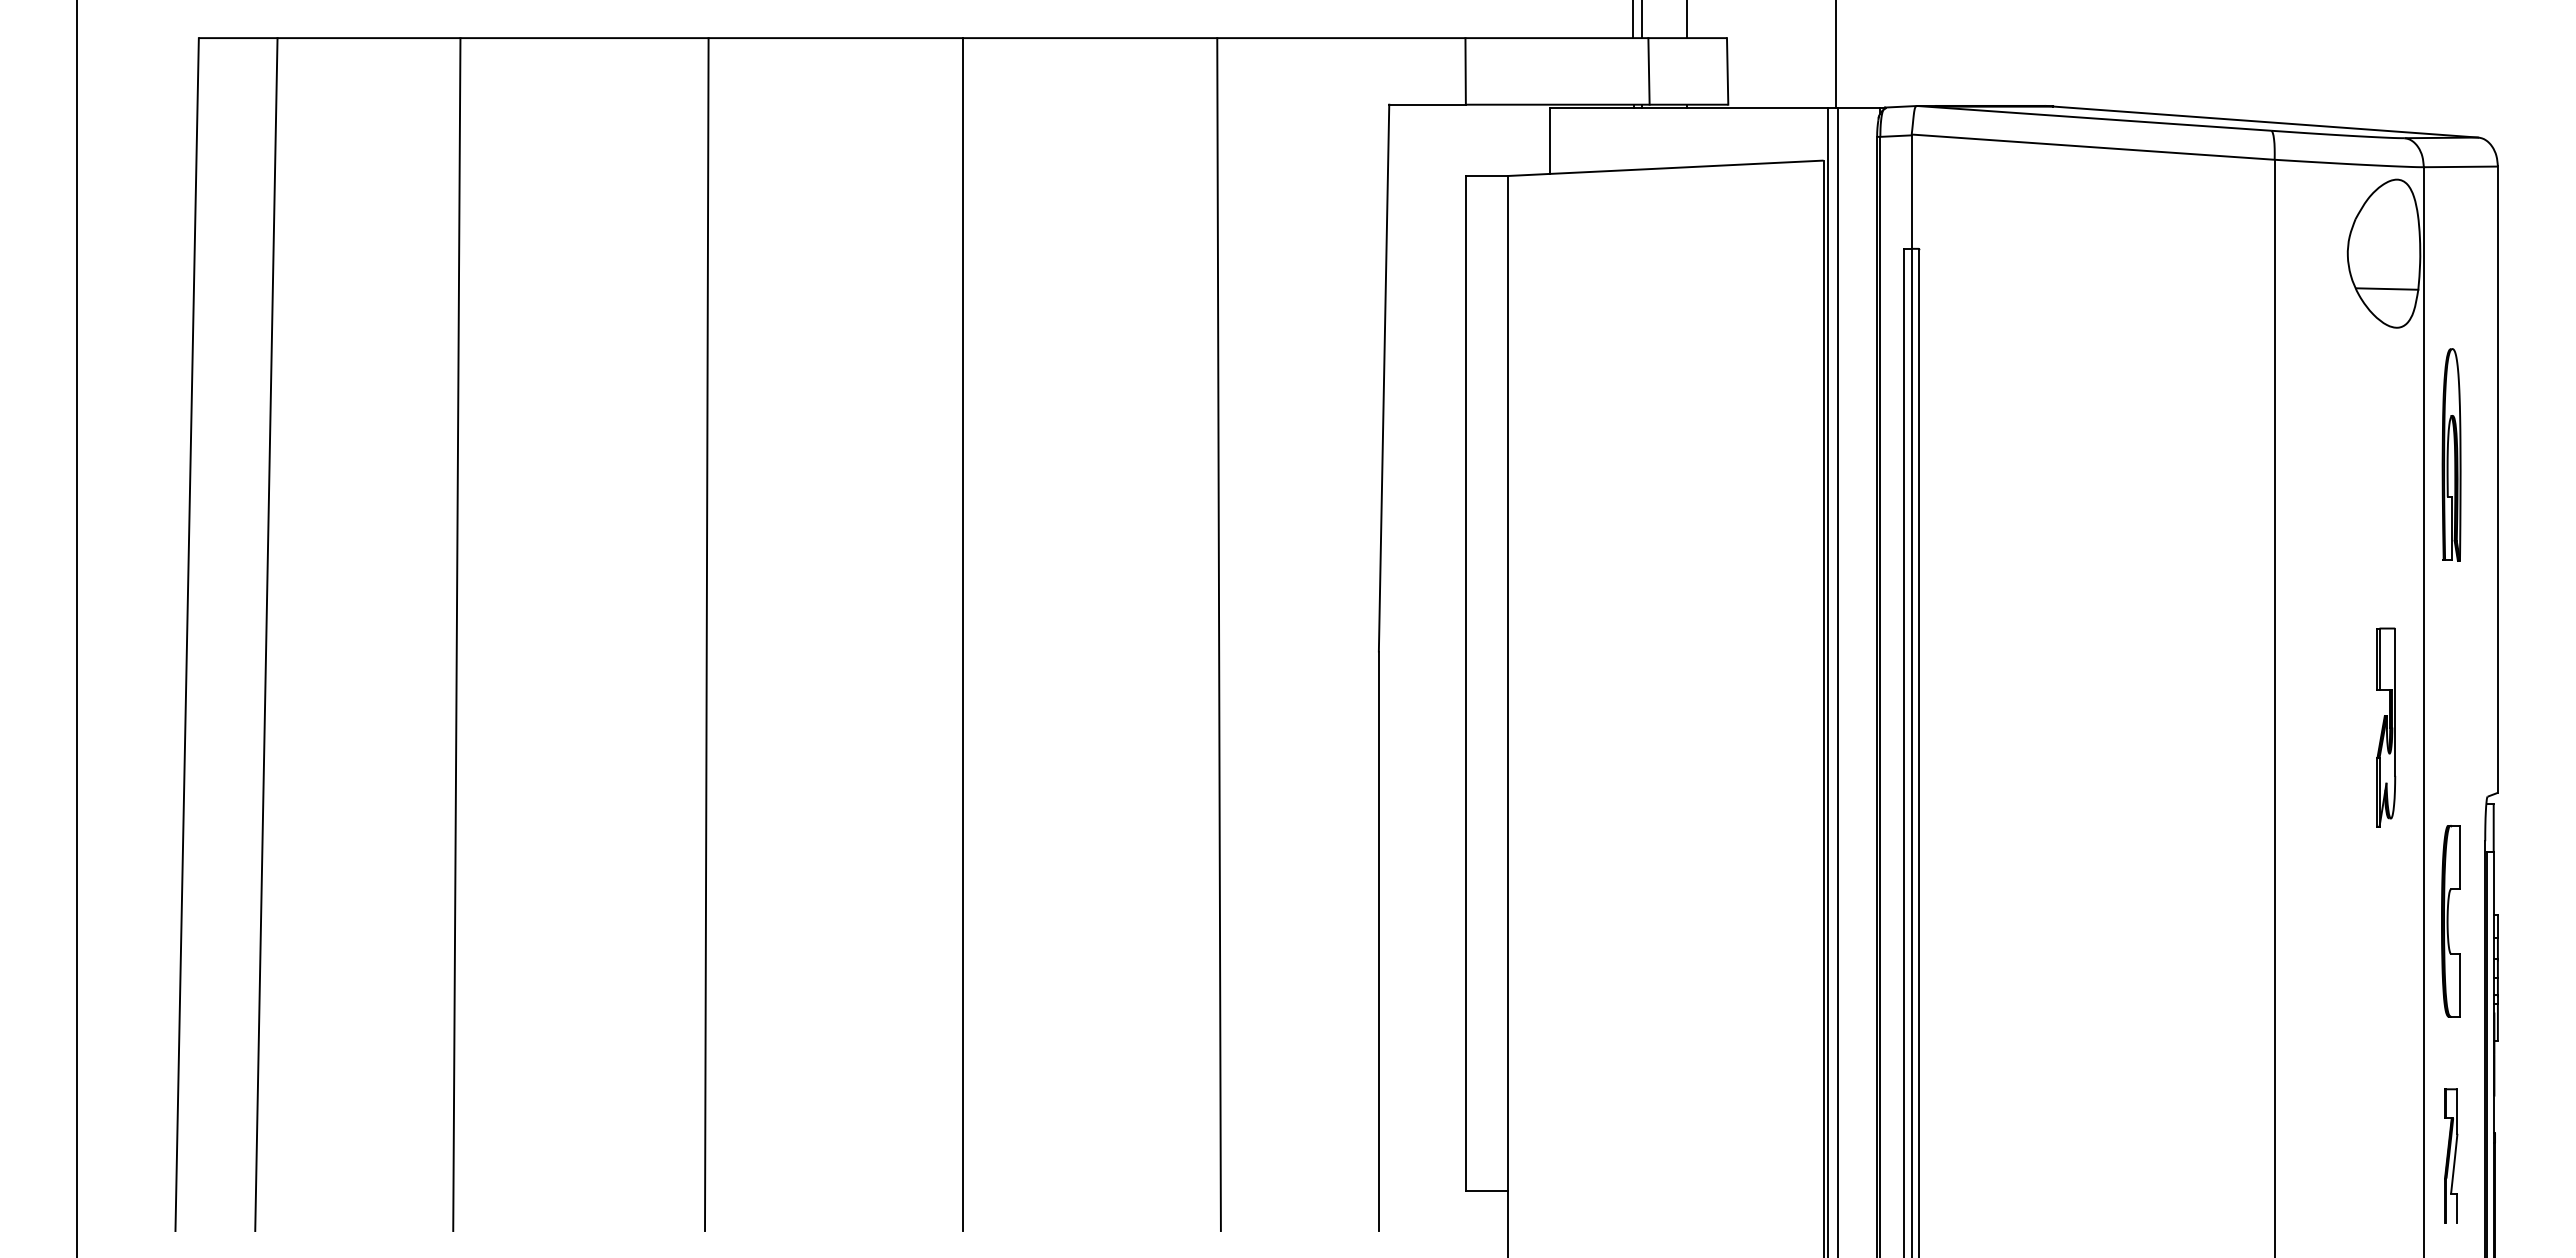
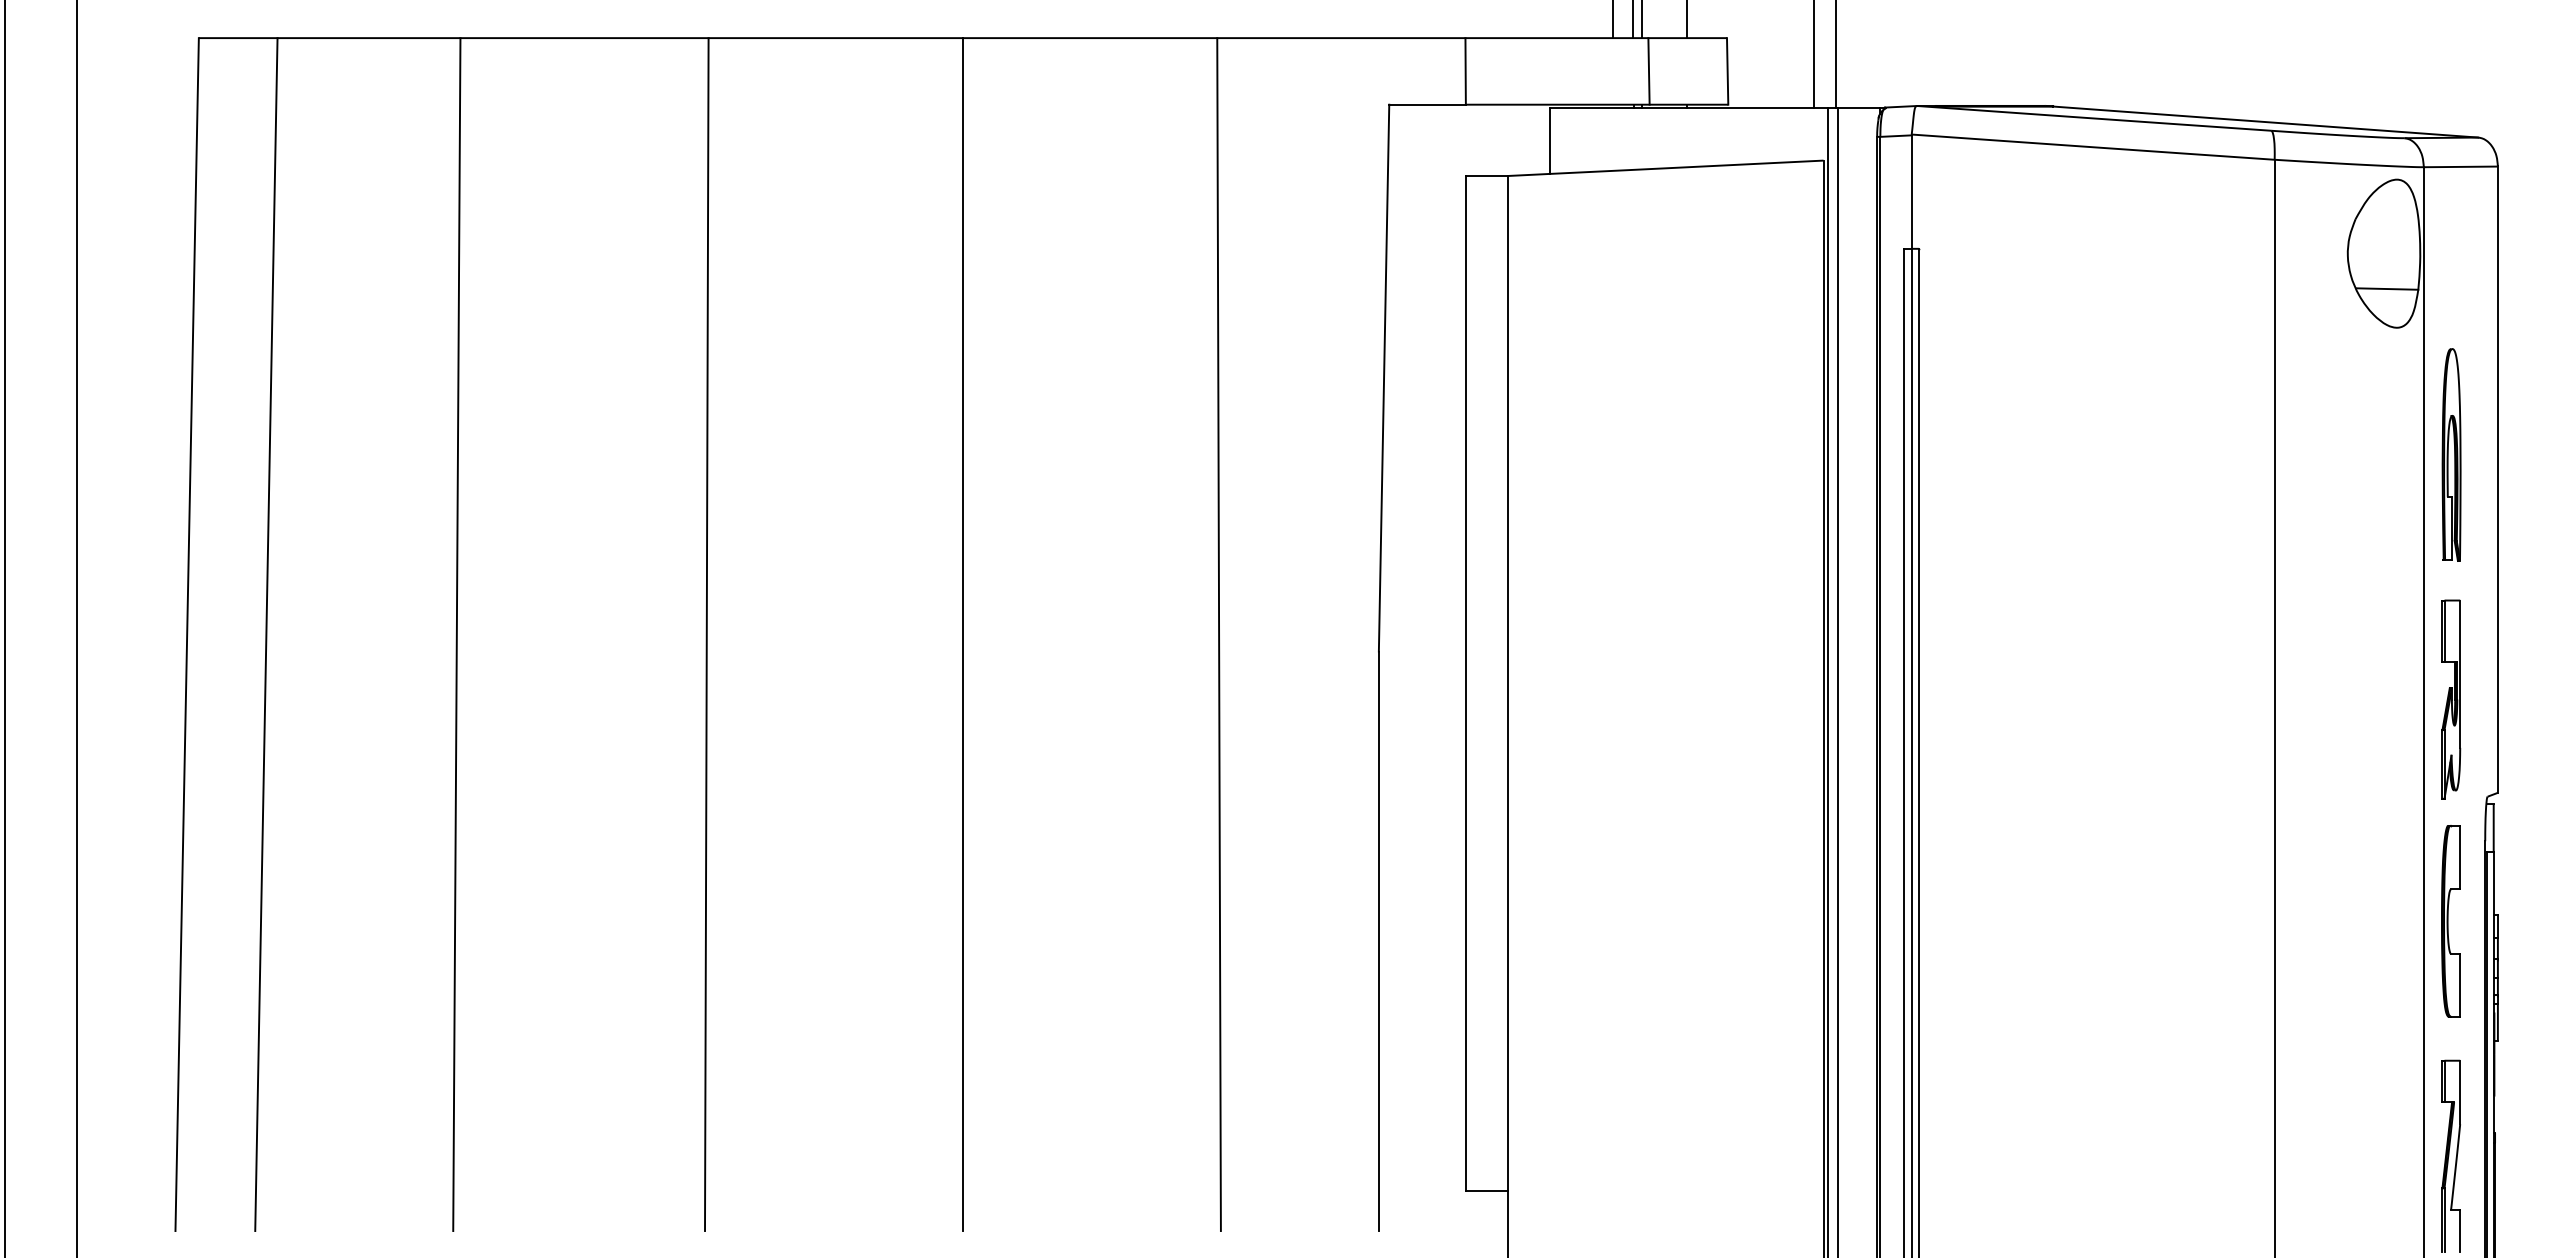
line: none -> present (1613, 20)
line: none -> present (1813, 55)
line: none -> present (5, 628)
part position: (2386, 727) -> (2451, 699) (2451, 699)
part size: 15x136 px -> 20x194 px (2450, 1155)
